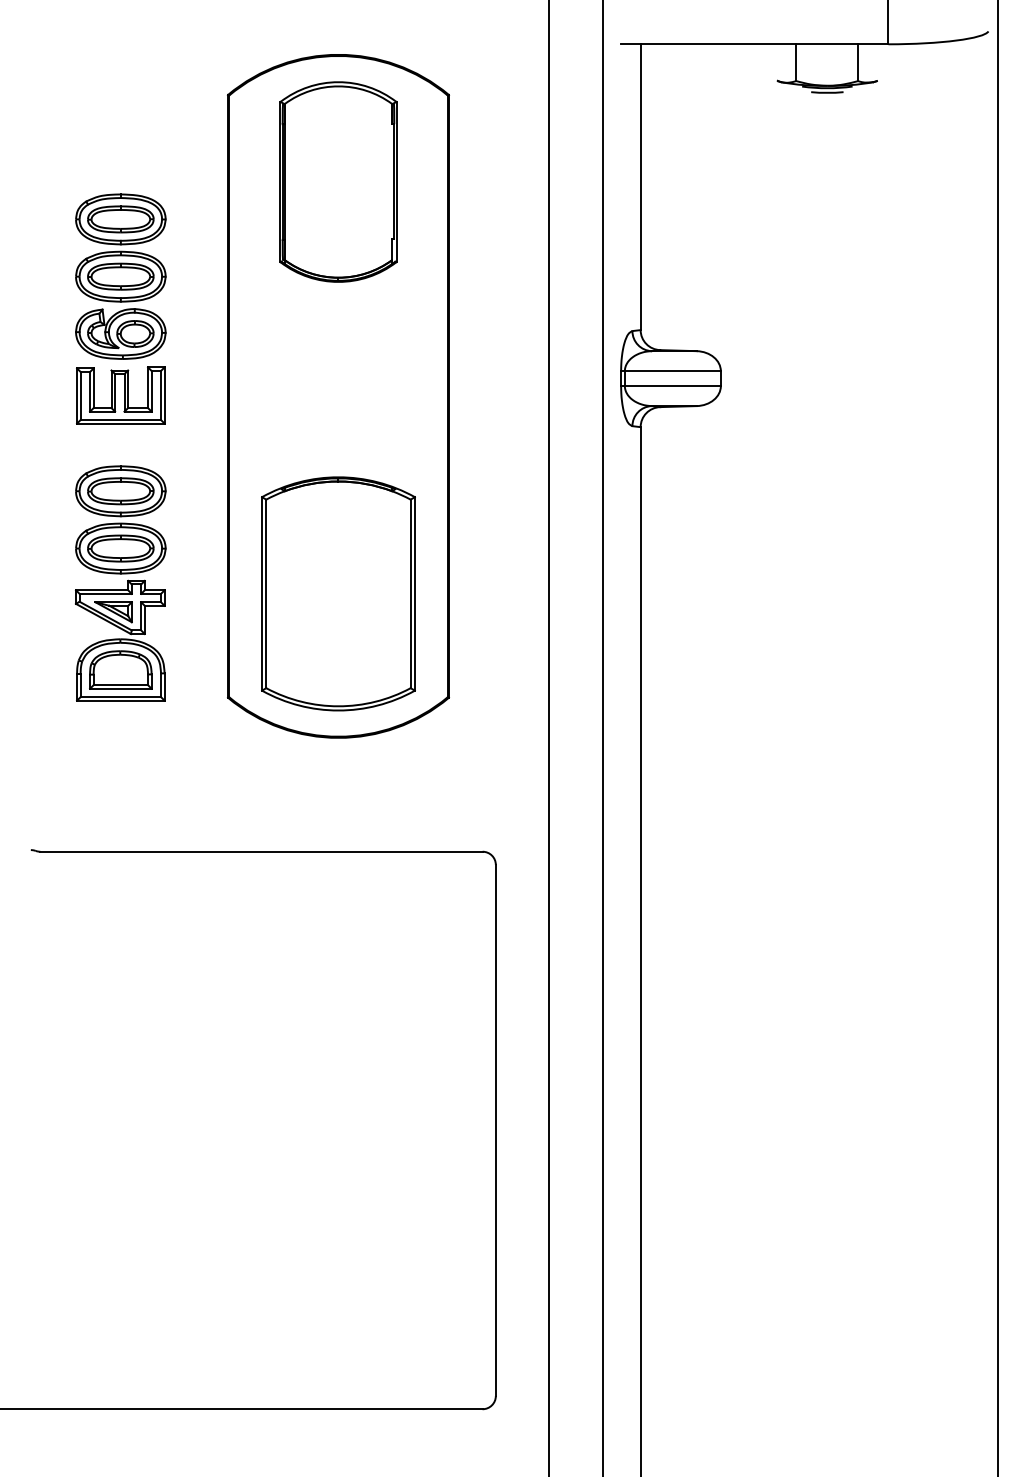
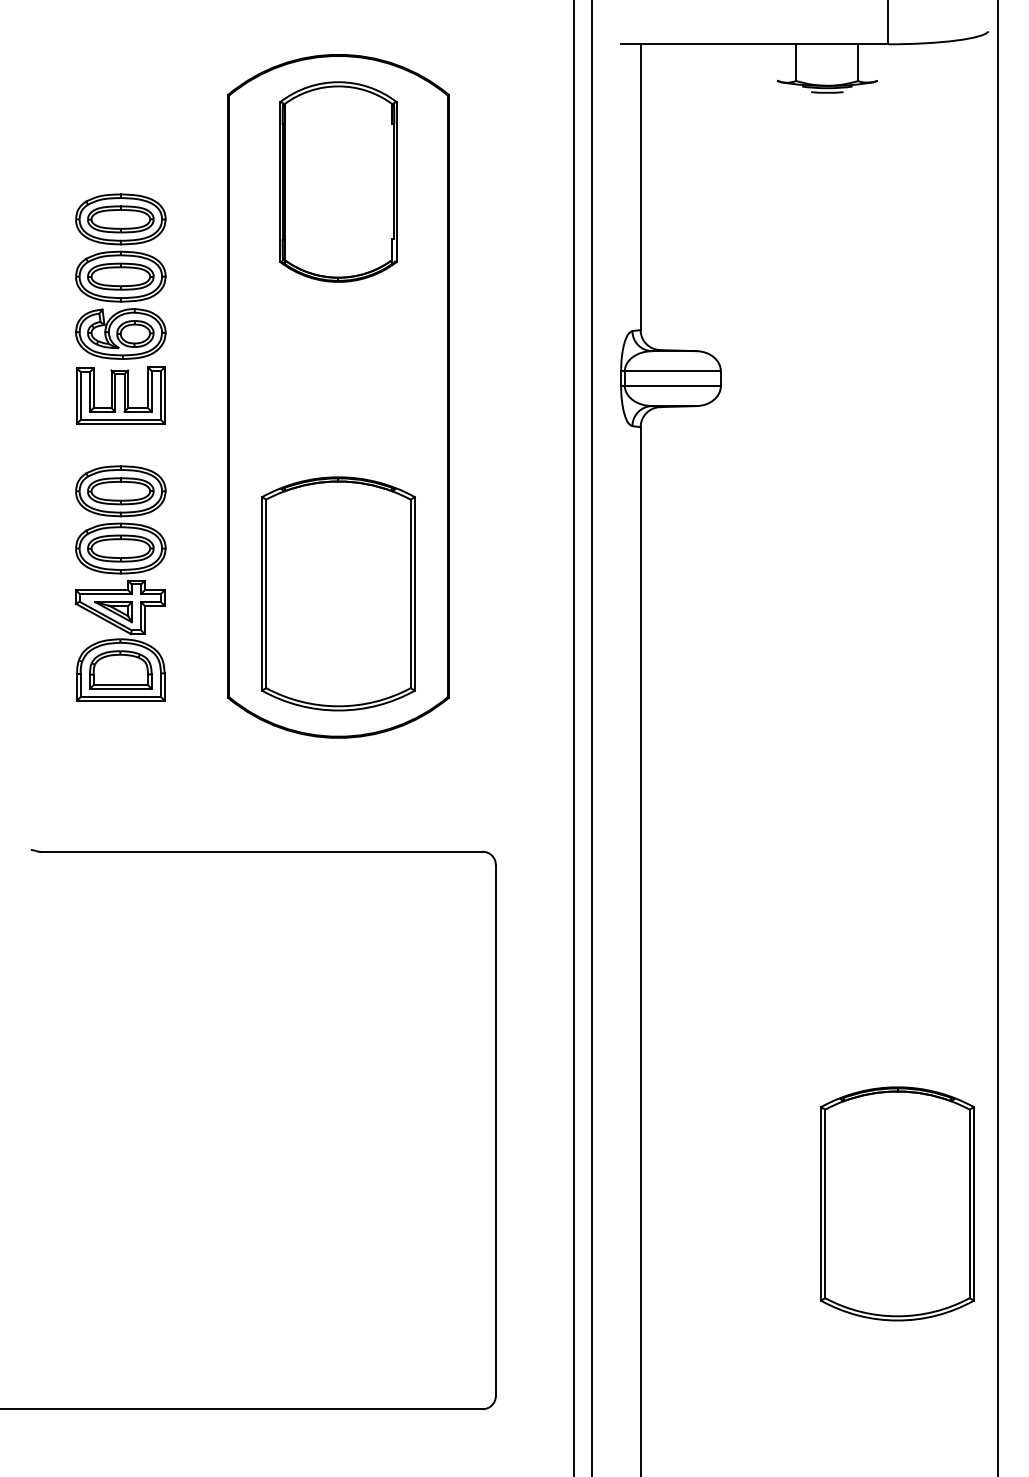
line position: (549, 737) -> (574, 737) (574, 737)
line position: (603, 737) -> (592, 737) (592, 737)
part: none -> present (897, 1203)
